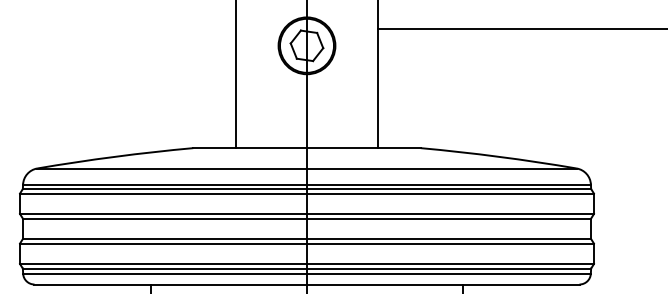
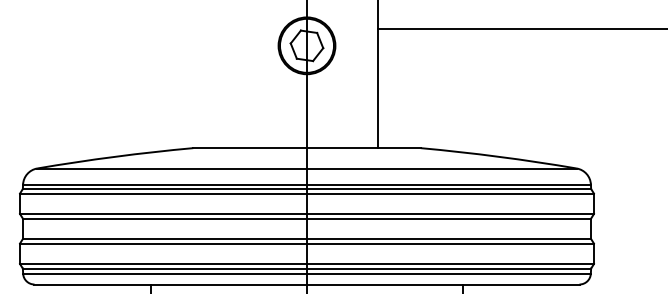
line: present -> none (235, 75)
